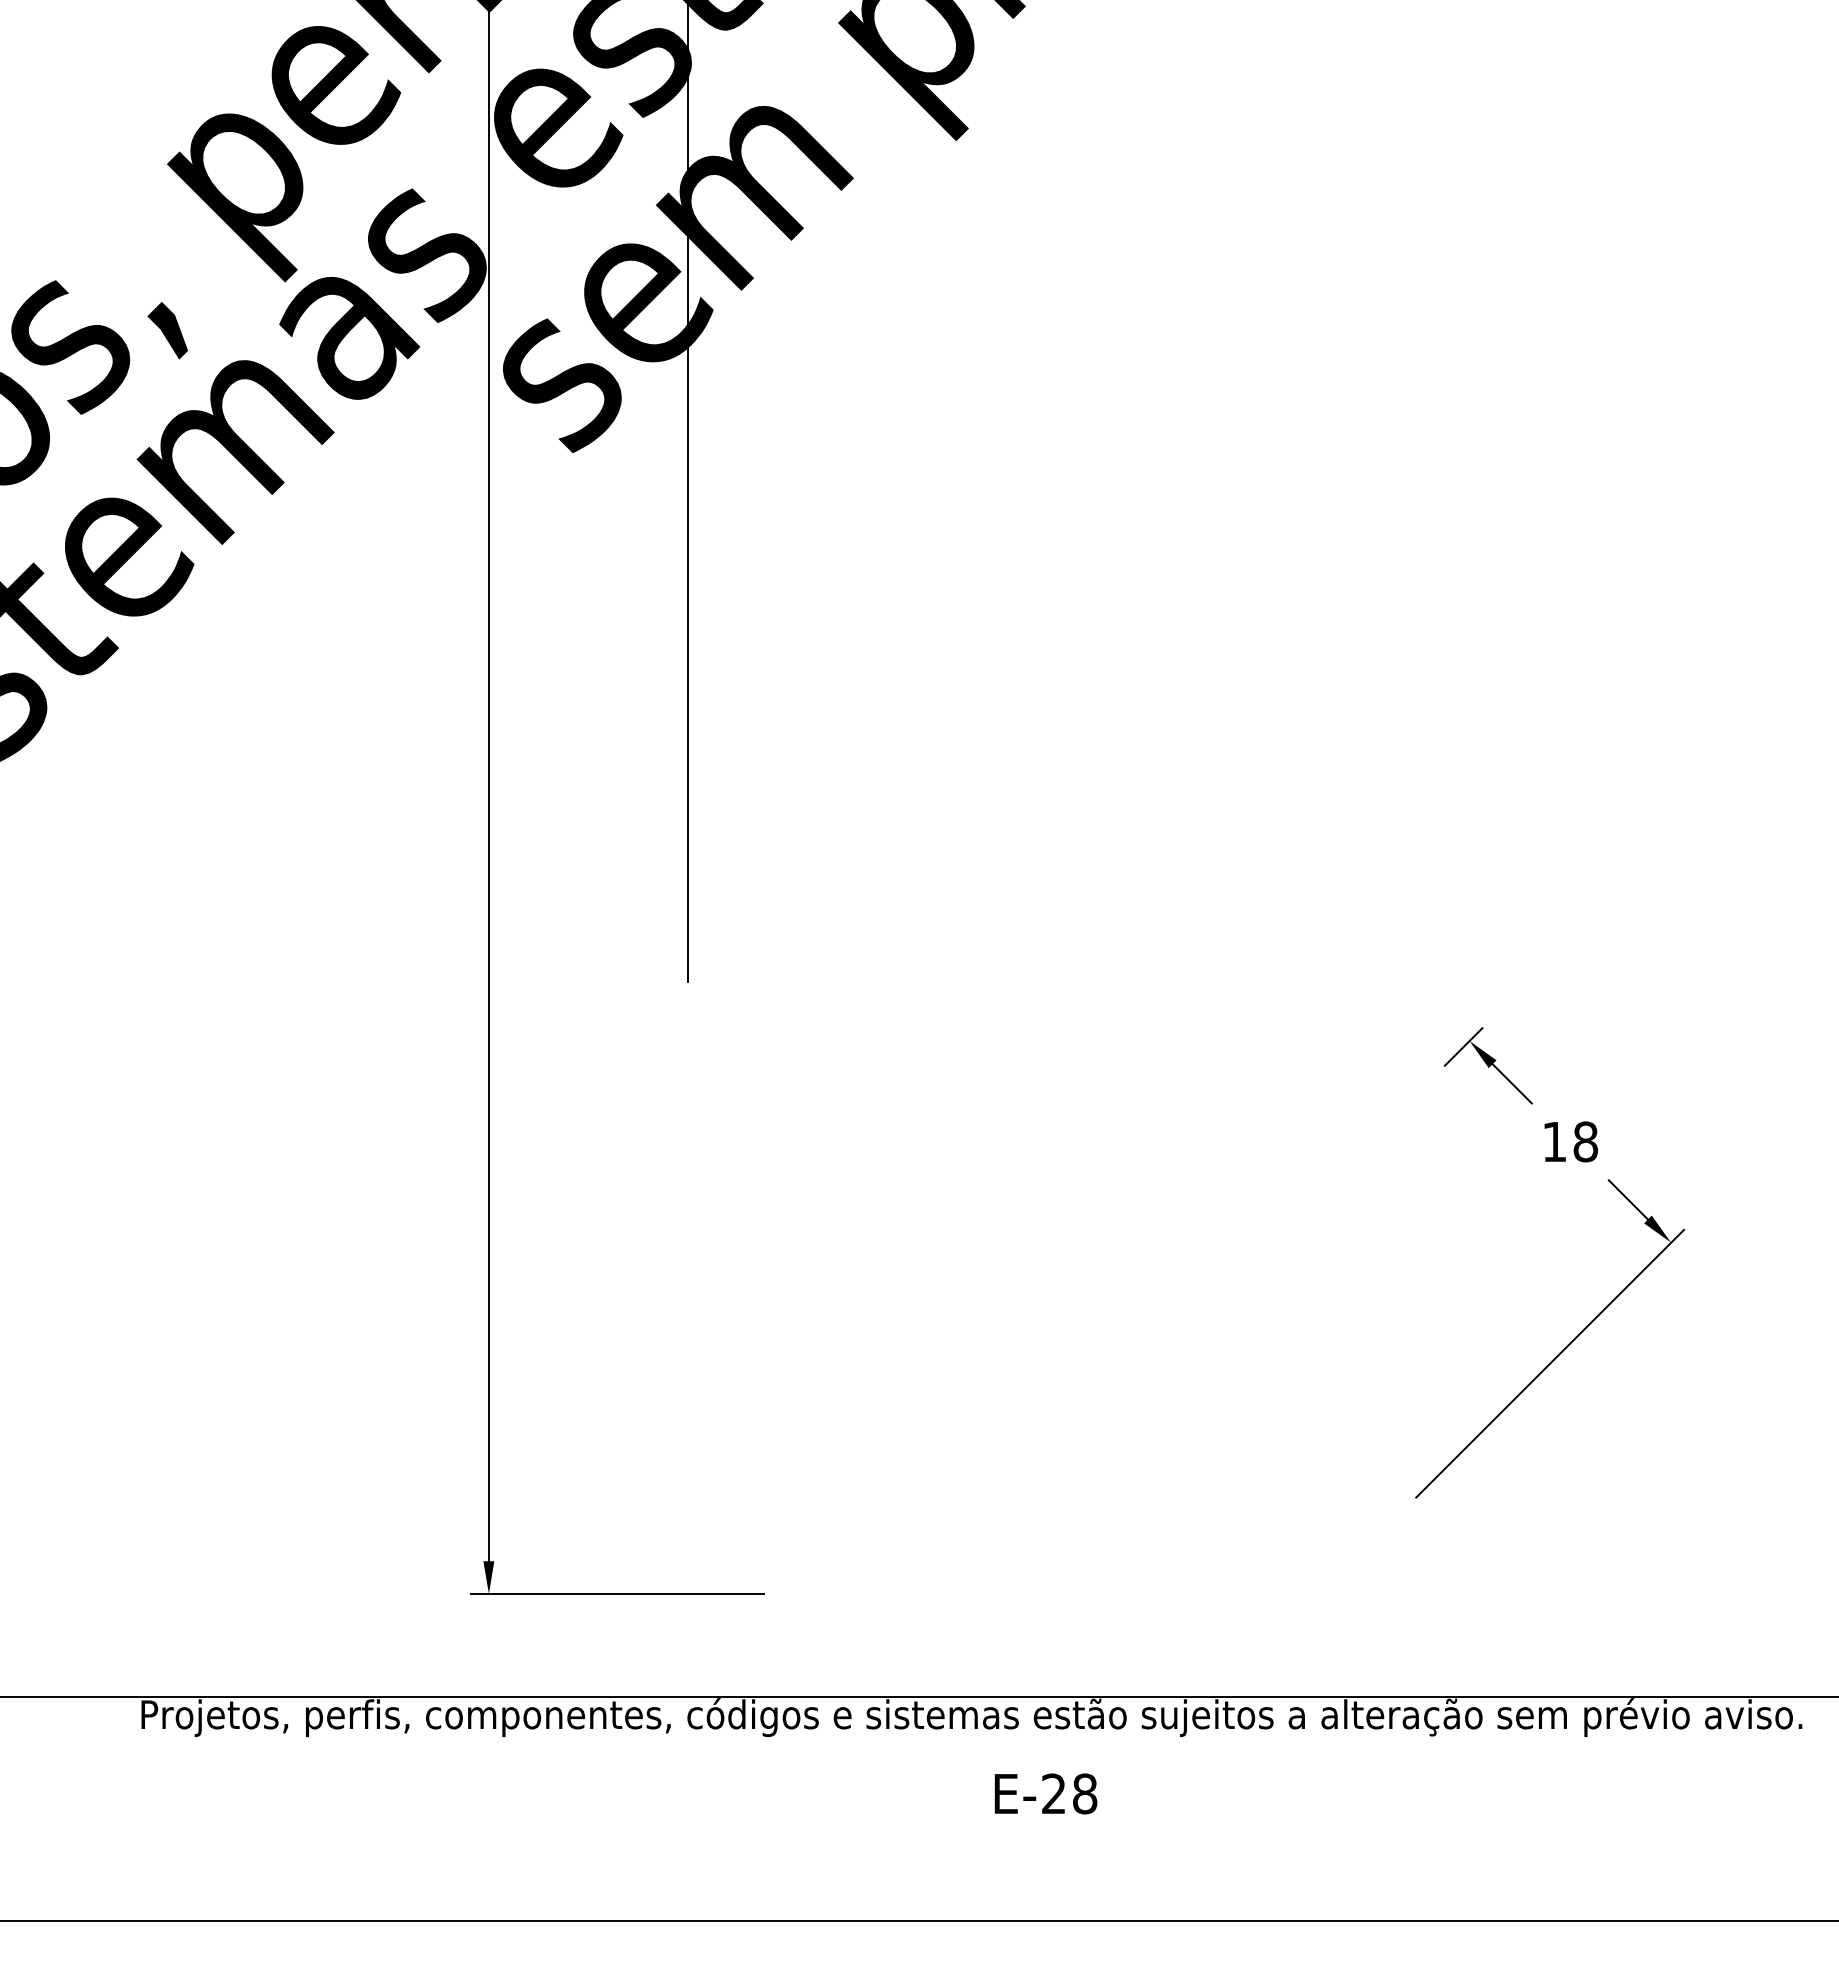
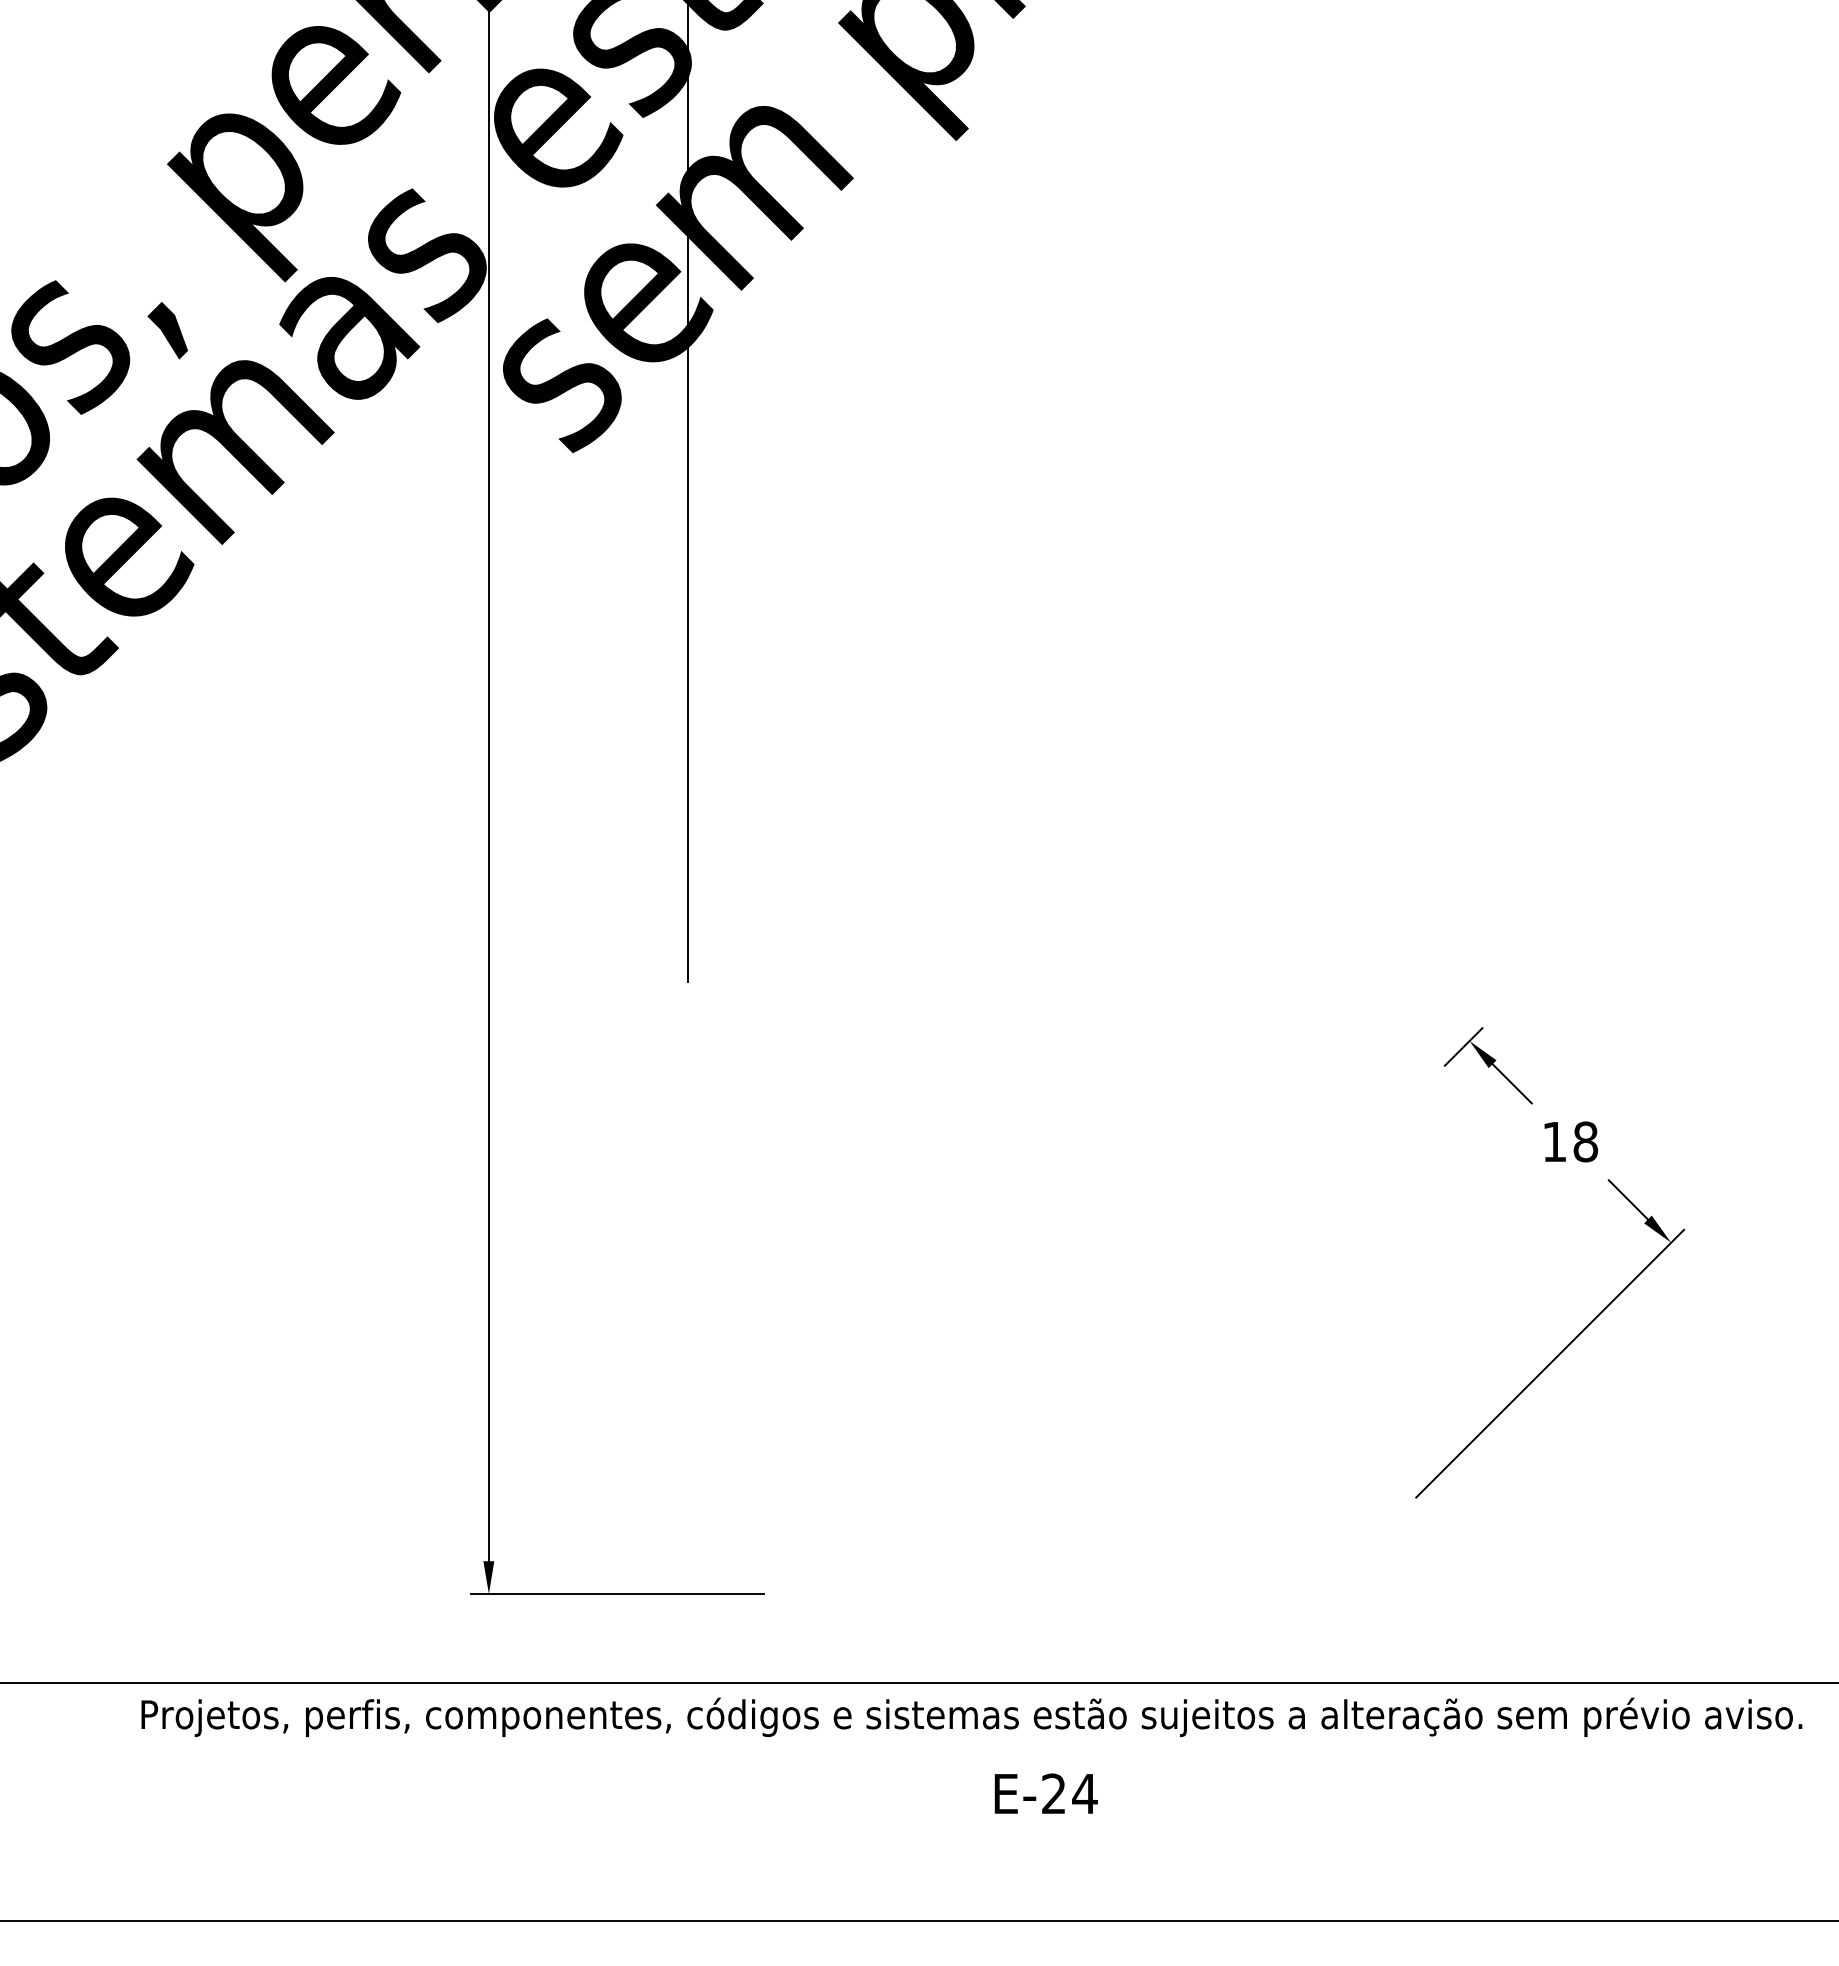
line position: (918, 1697) -> (918, 1683) (918, 1683)
text: E-28 -> E-24 (1084, 1793)
